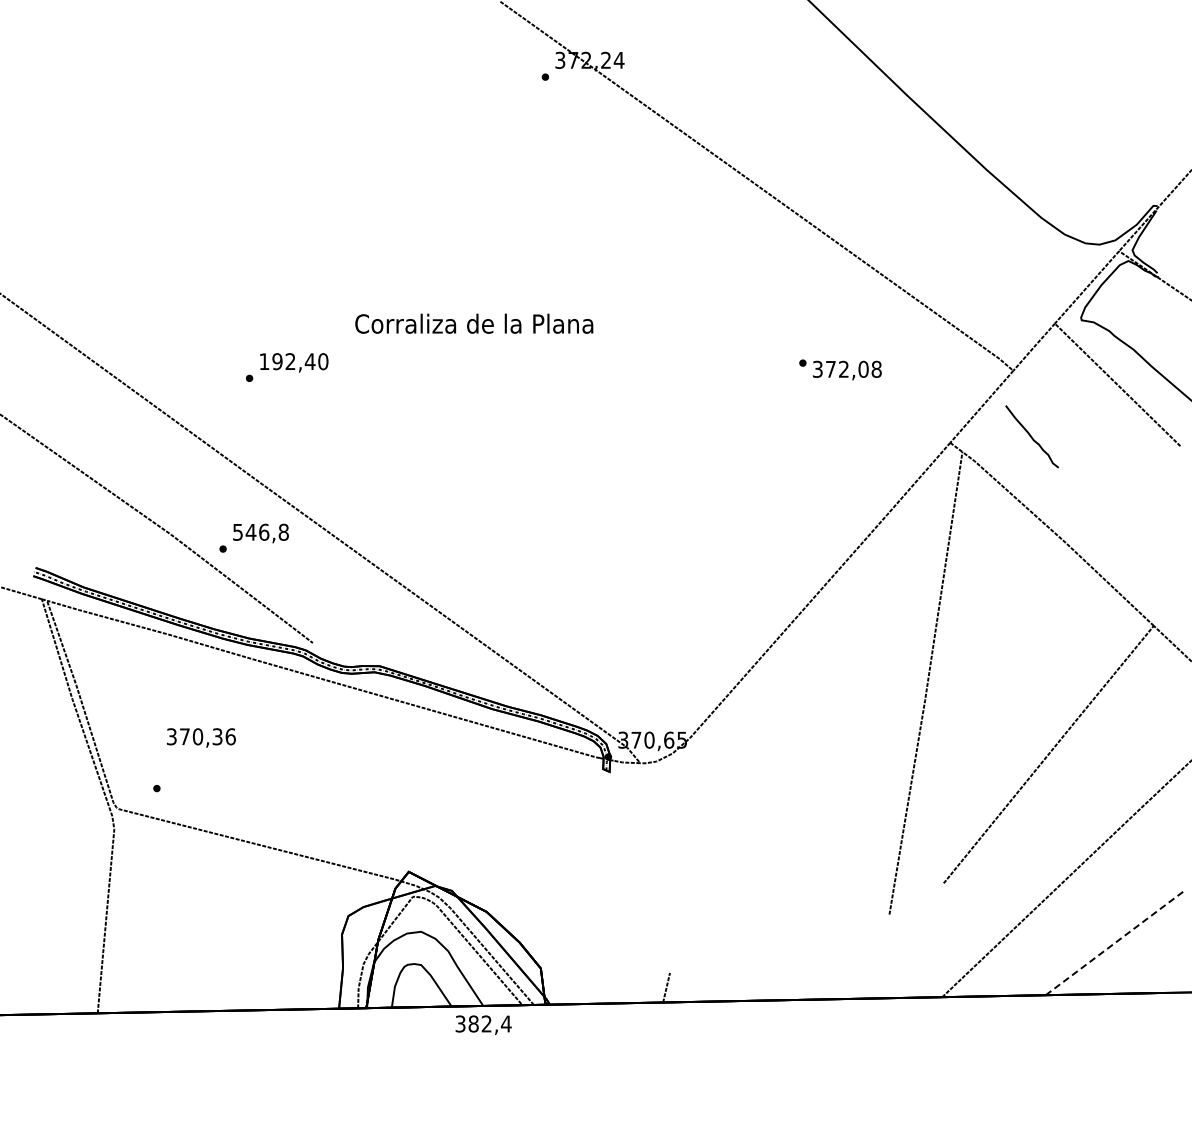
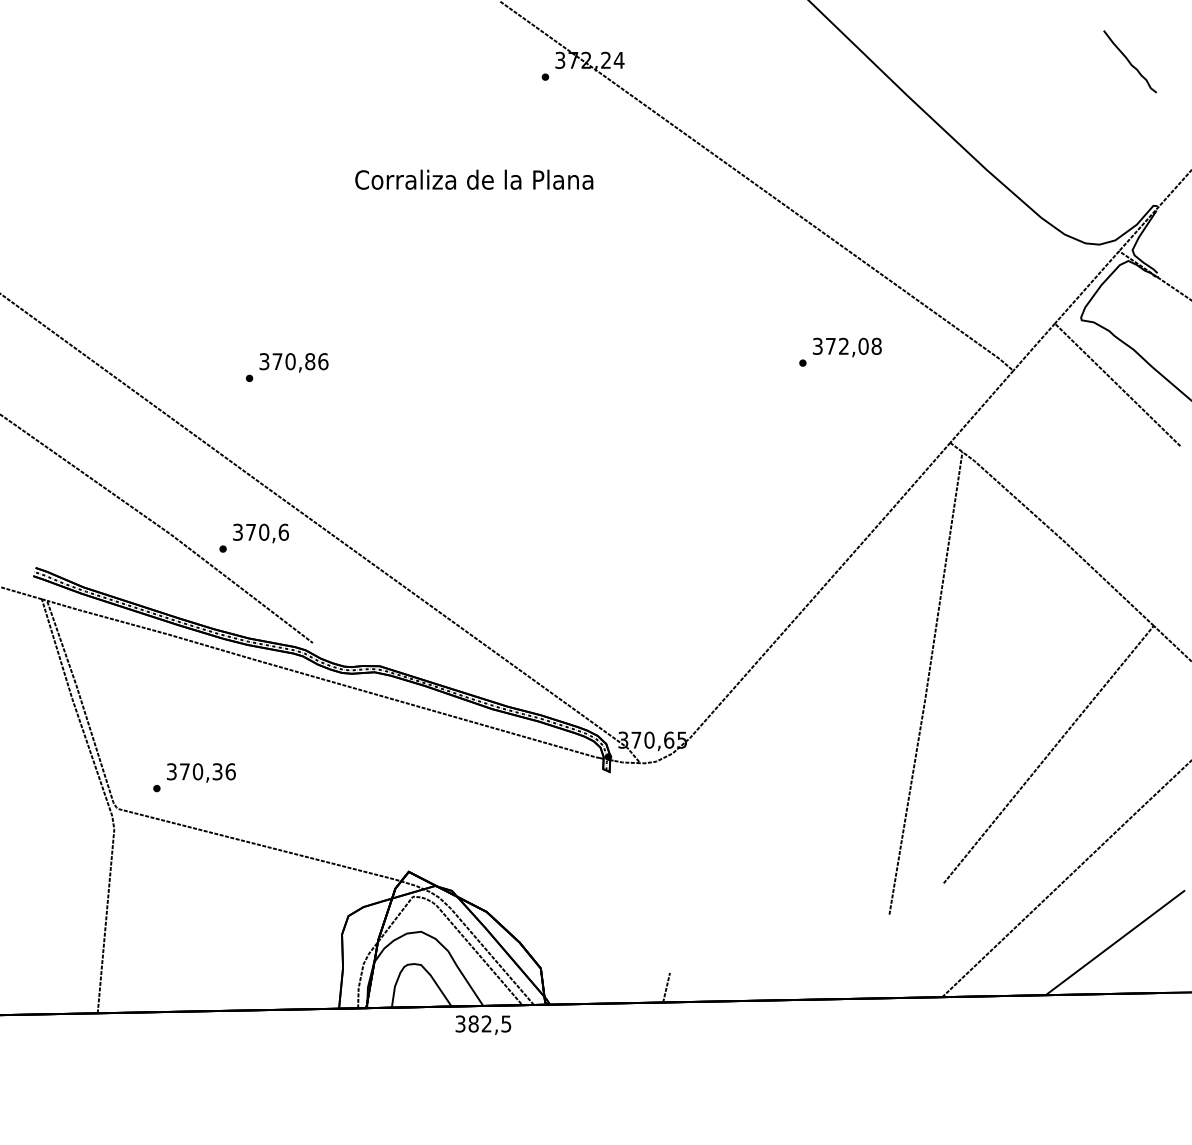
text position: (474, 323) -> (474, 179) (474, 179)
text: 192,40 -> 370,86 (293, 361)
text position: (847, 370) -> (847, 347) (847, 347)
curve position: (1031, 436) -> (1129, 61) (1129, 61)
text: 546,8 -> 370,6 (260, 531)
text position: (201, 737) -> (201, 772) (201, 772)
line: dashed -> solid (1115, 942)
text: 382,4 -> 382,5 (505, 1023)
